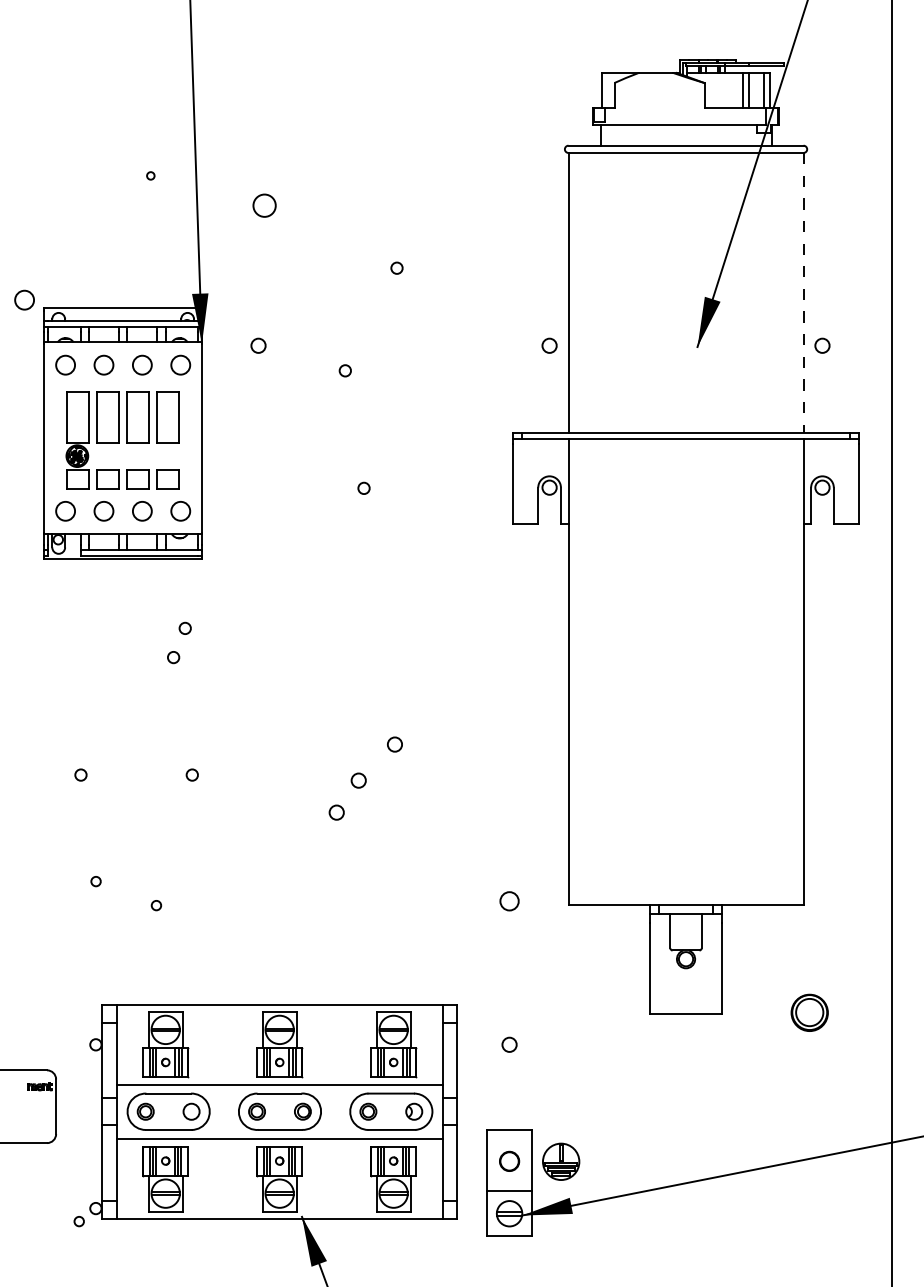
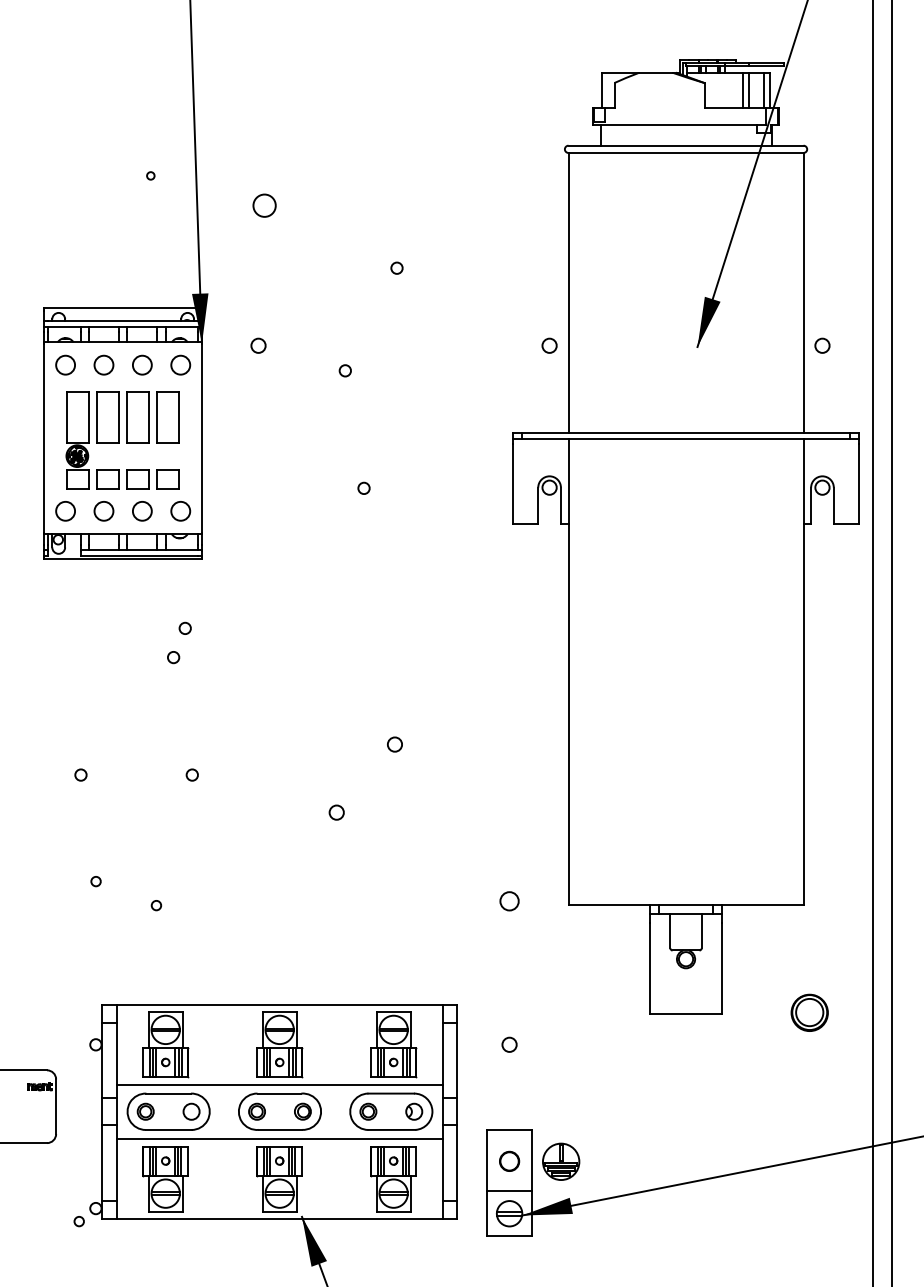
line: dashed -> solid (803, 293)
circle: present -> none (24, 299)
line: none -> present (873, 642)
circle: present -> none (358, 780)
